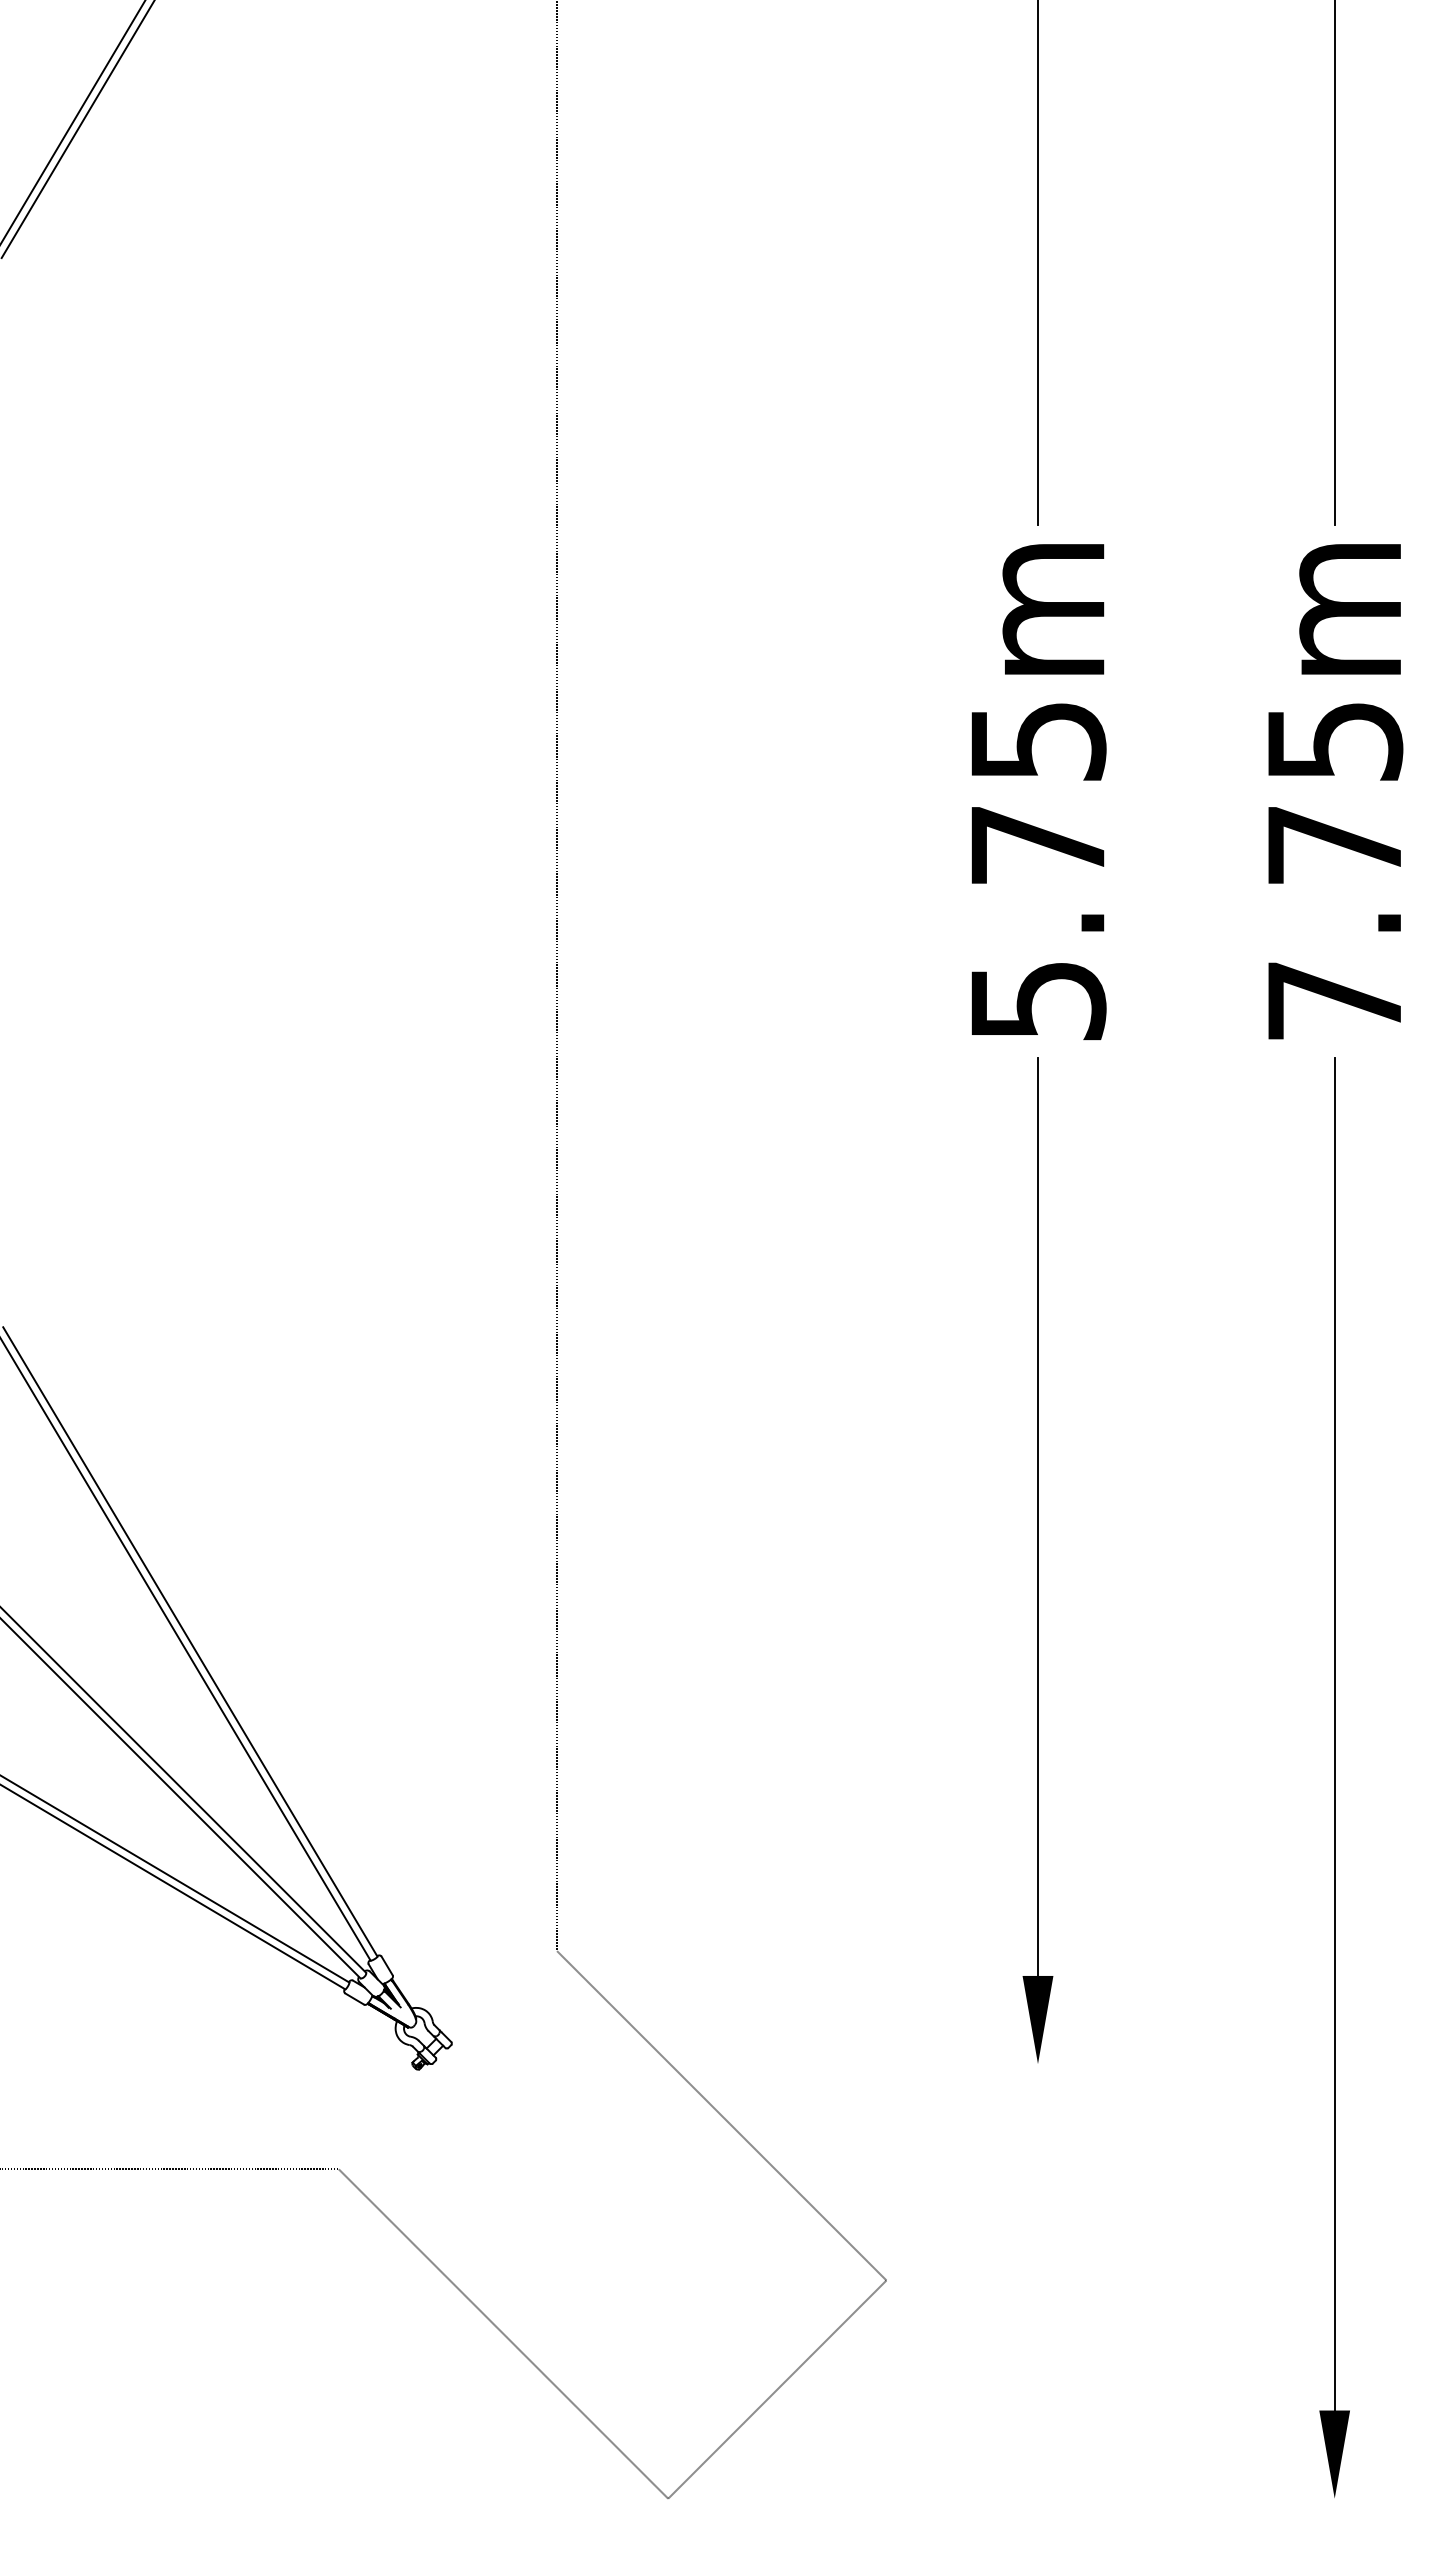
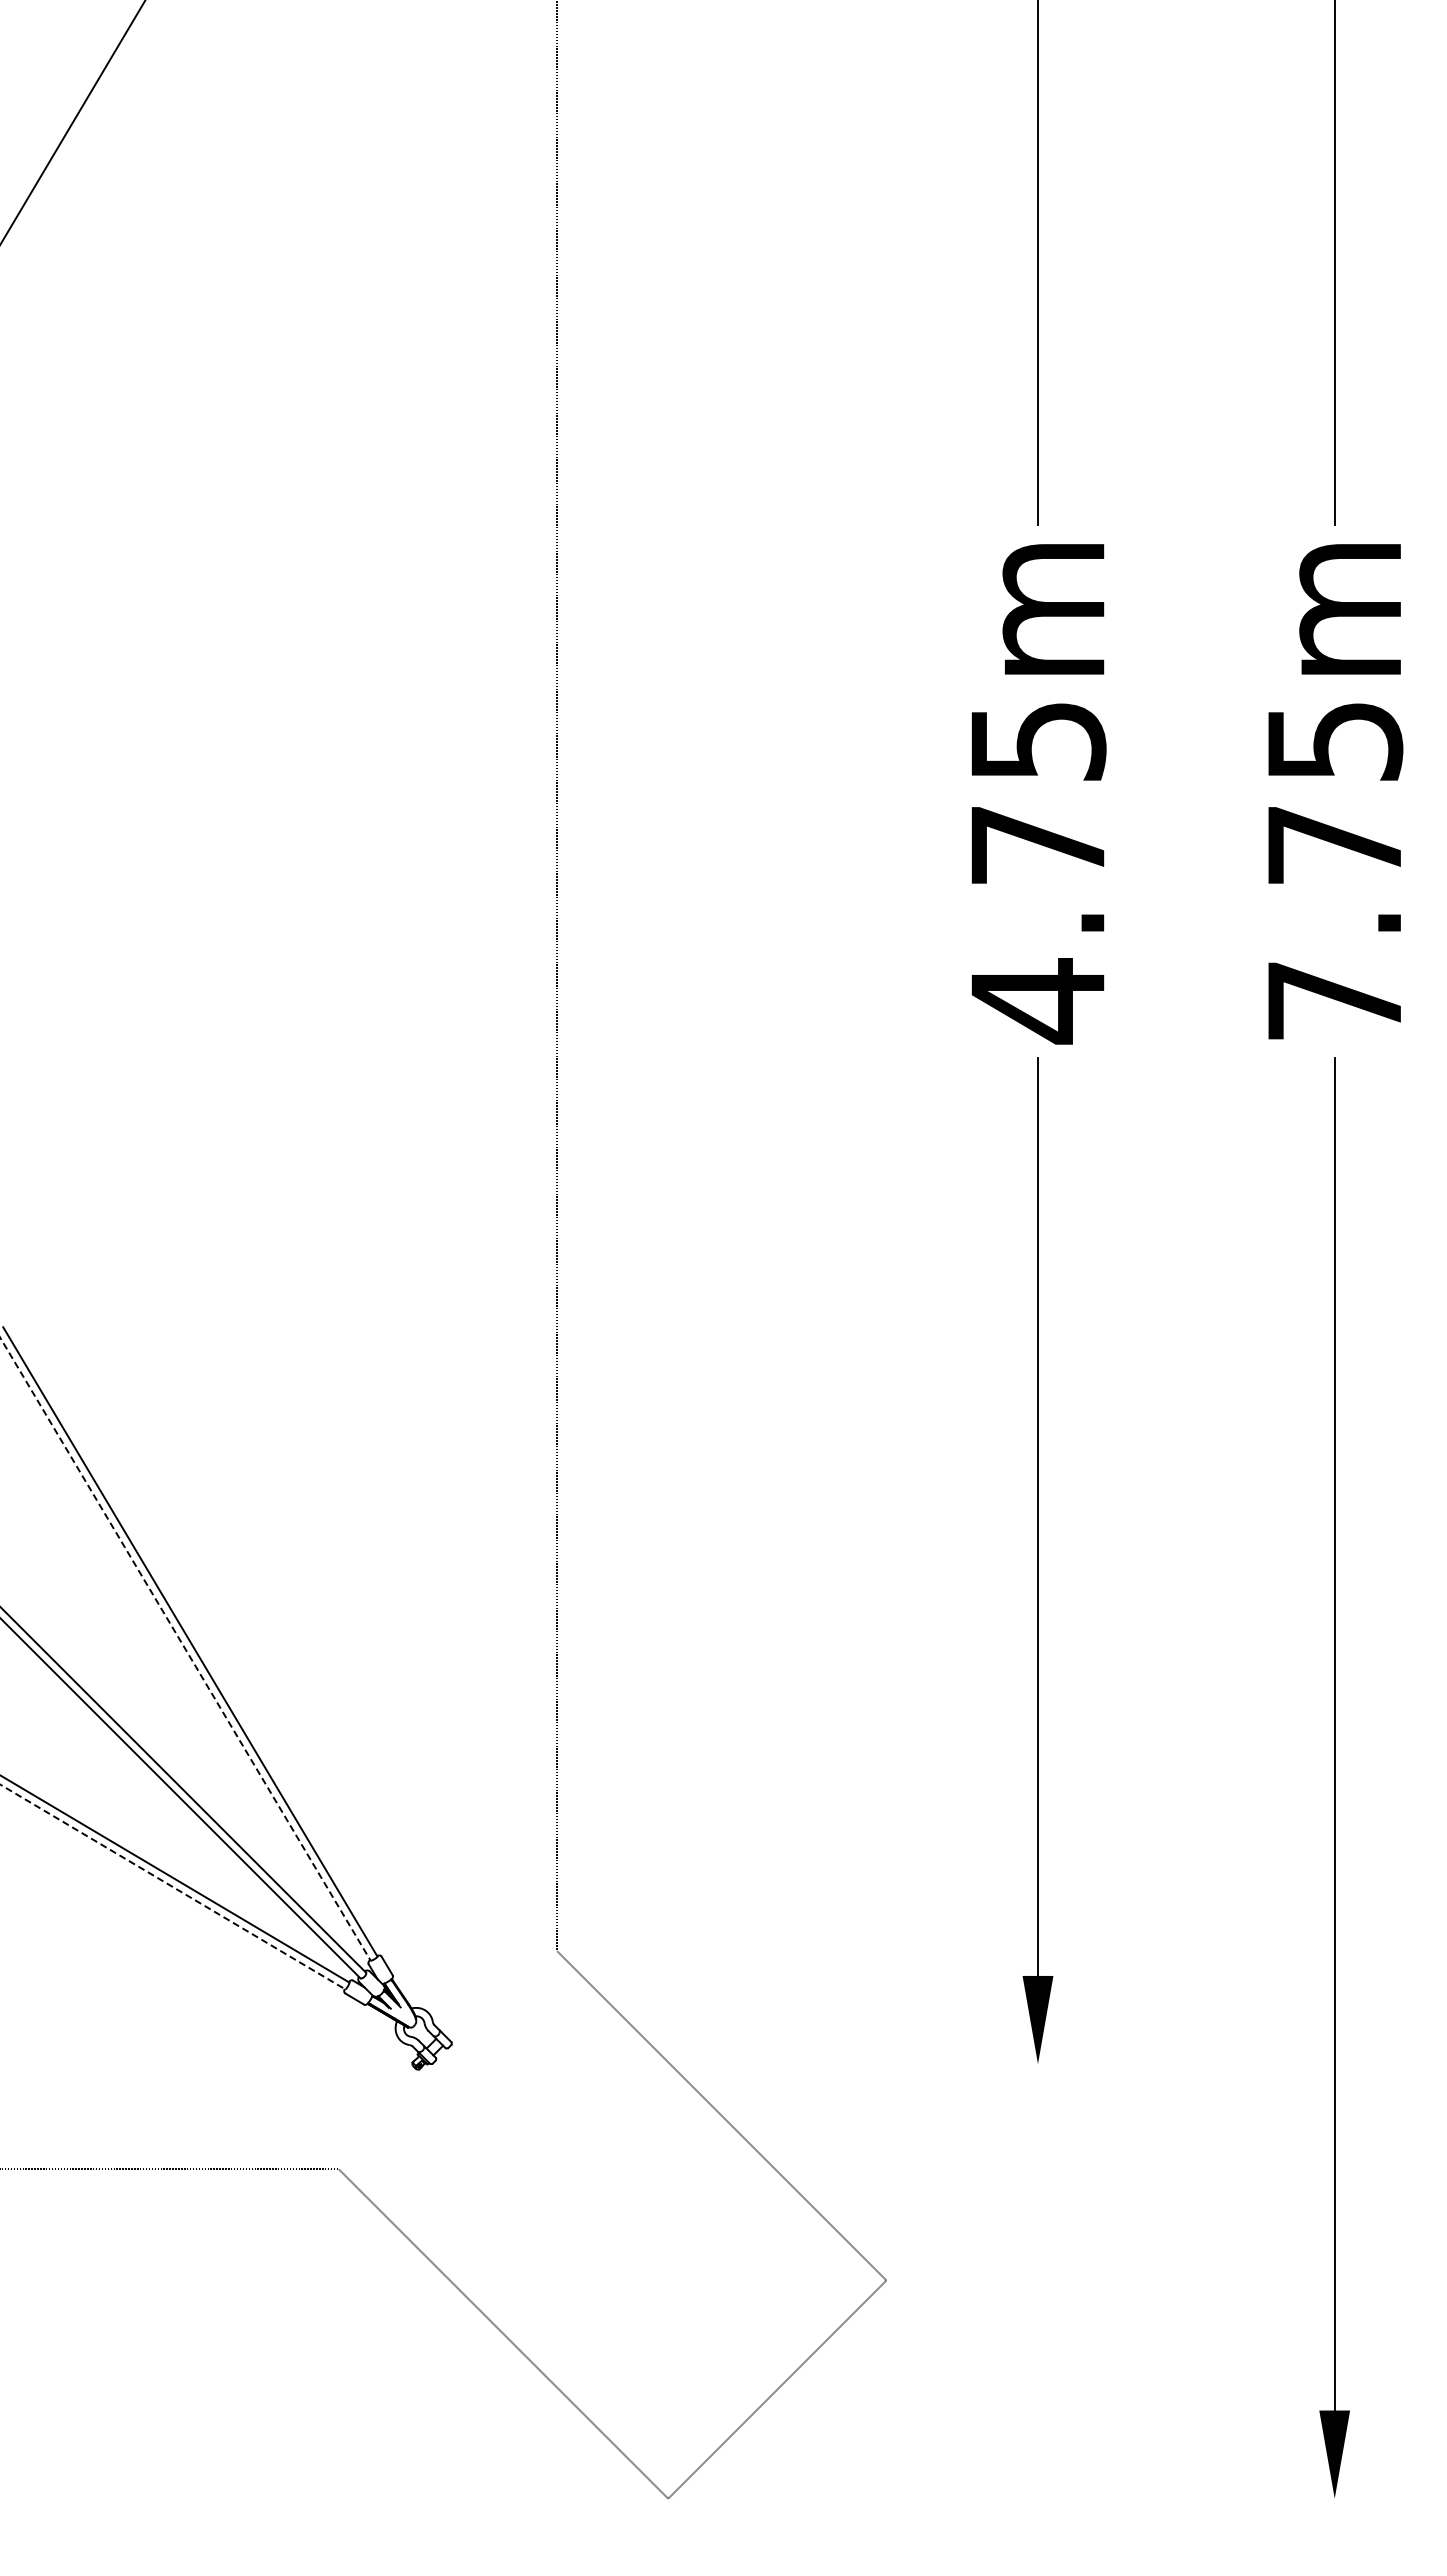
line: present -> none (77, 129)
text: 5.75m -> 4.75m (1038, 1001)
line: solid -> dashed (185, 1649)
line: solid -> dashed (173, 1887)
